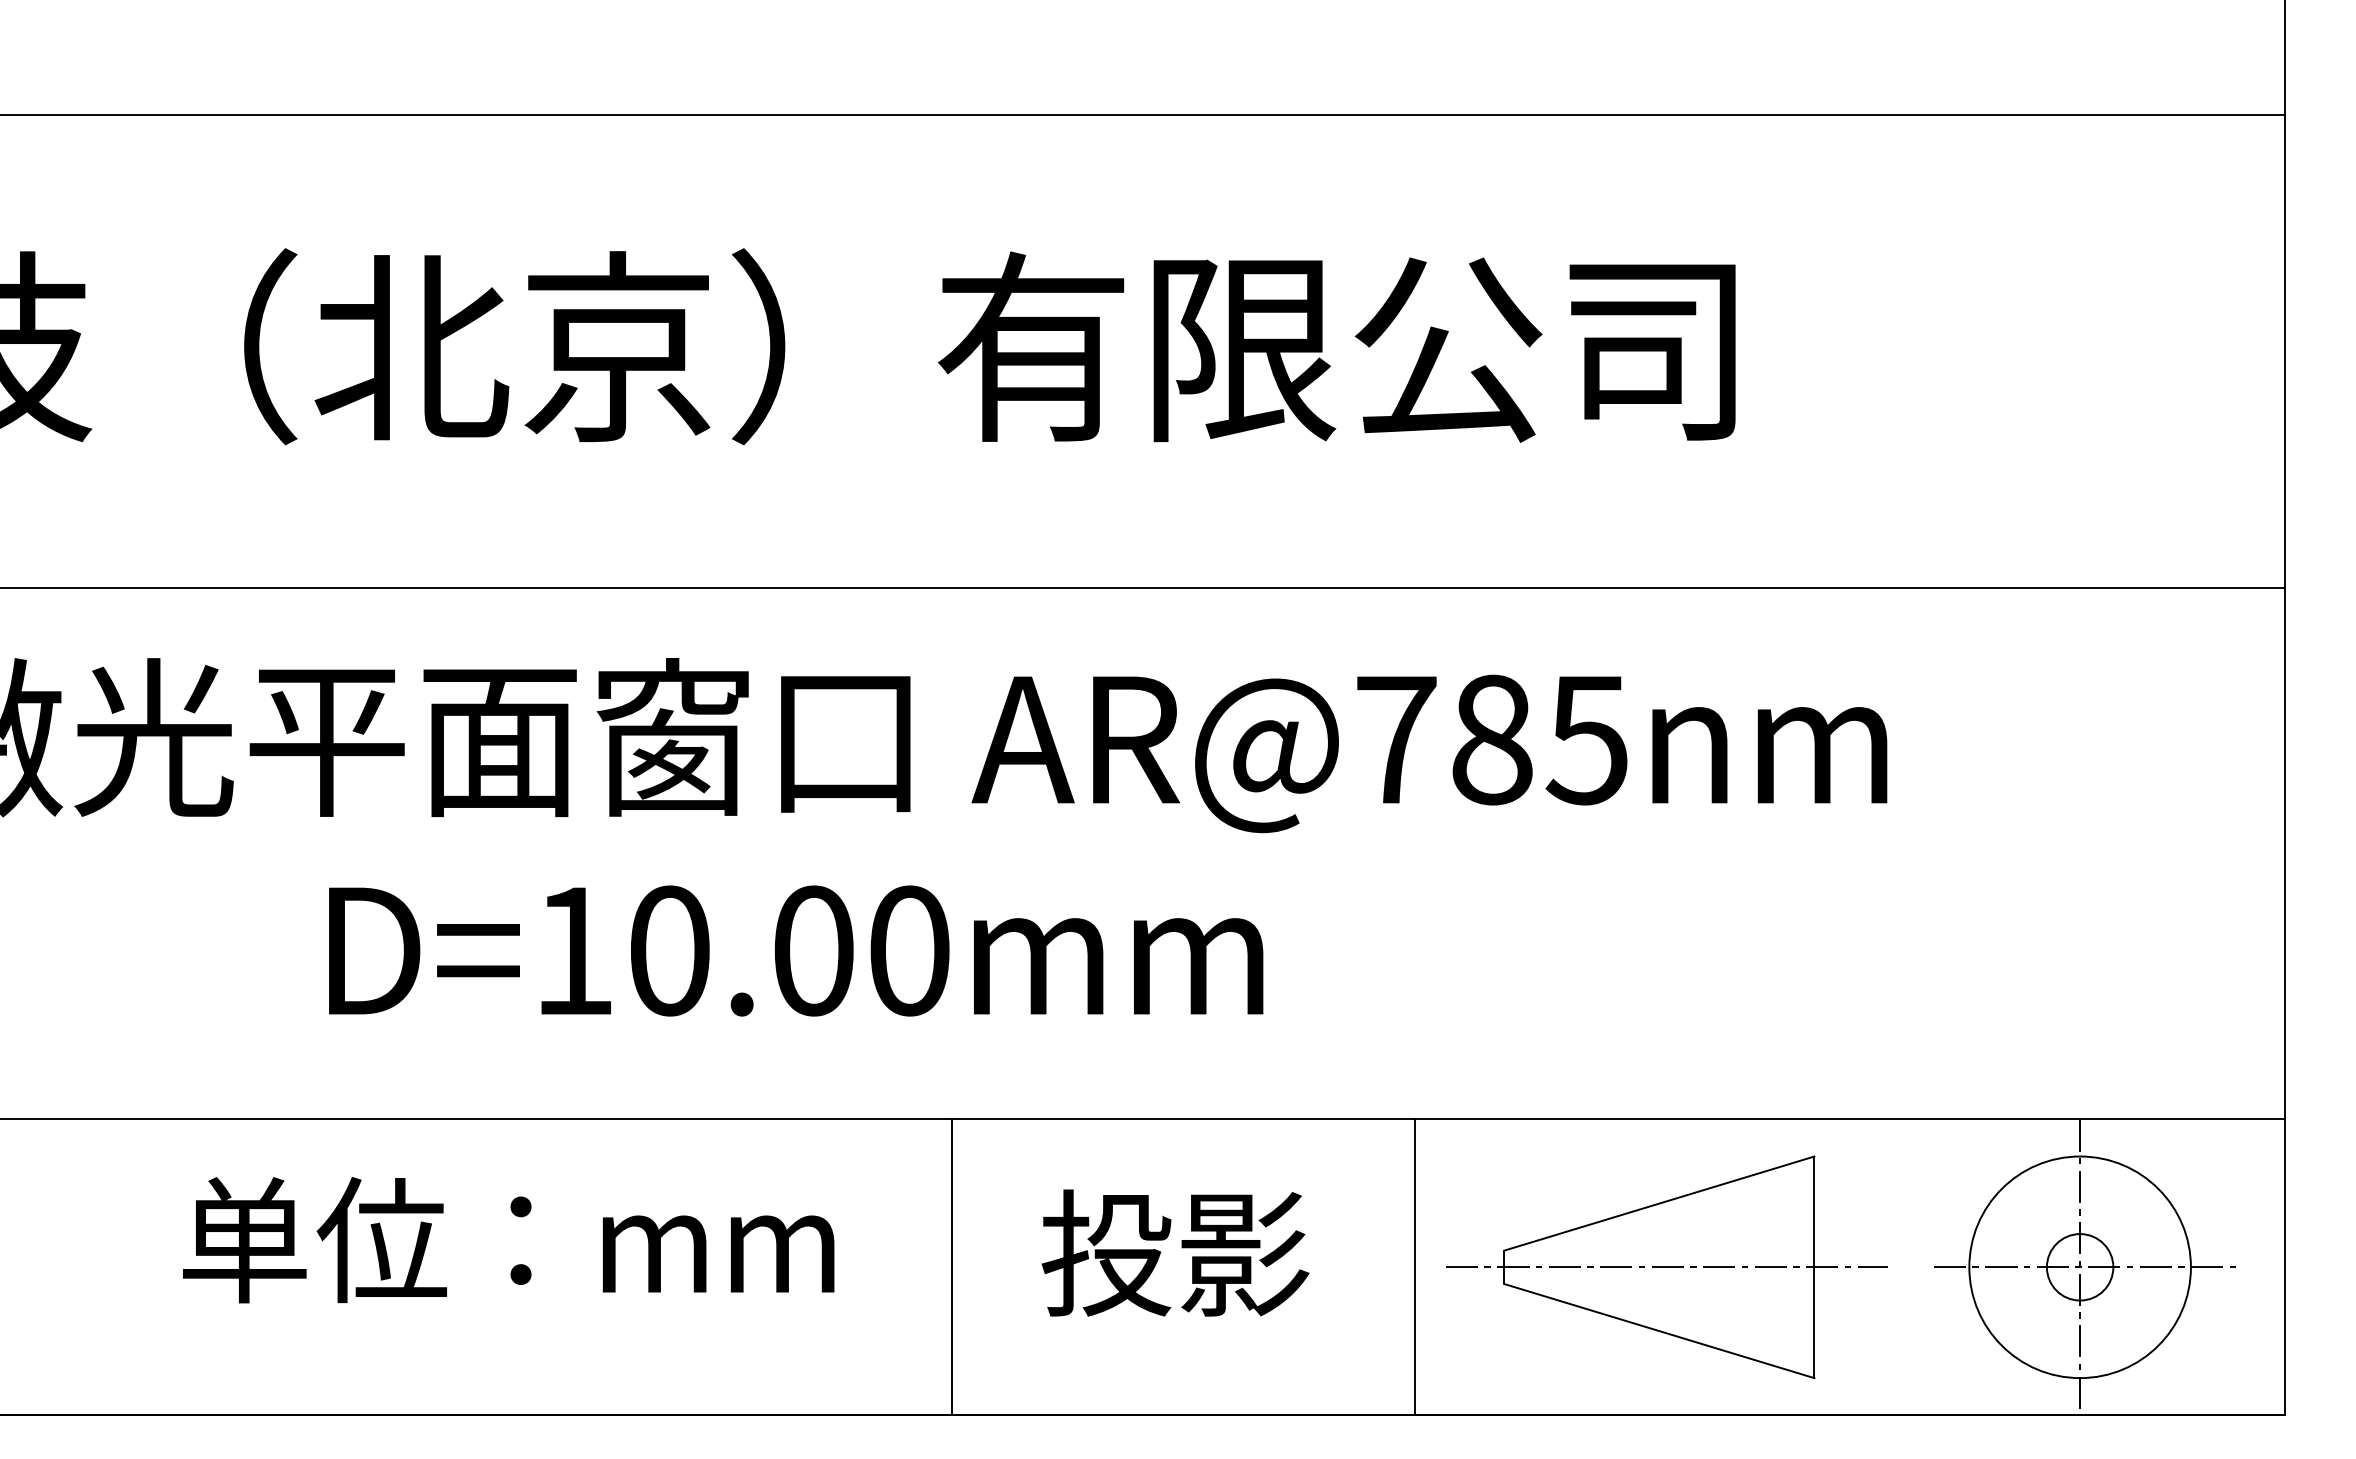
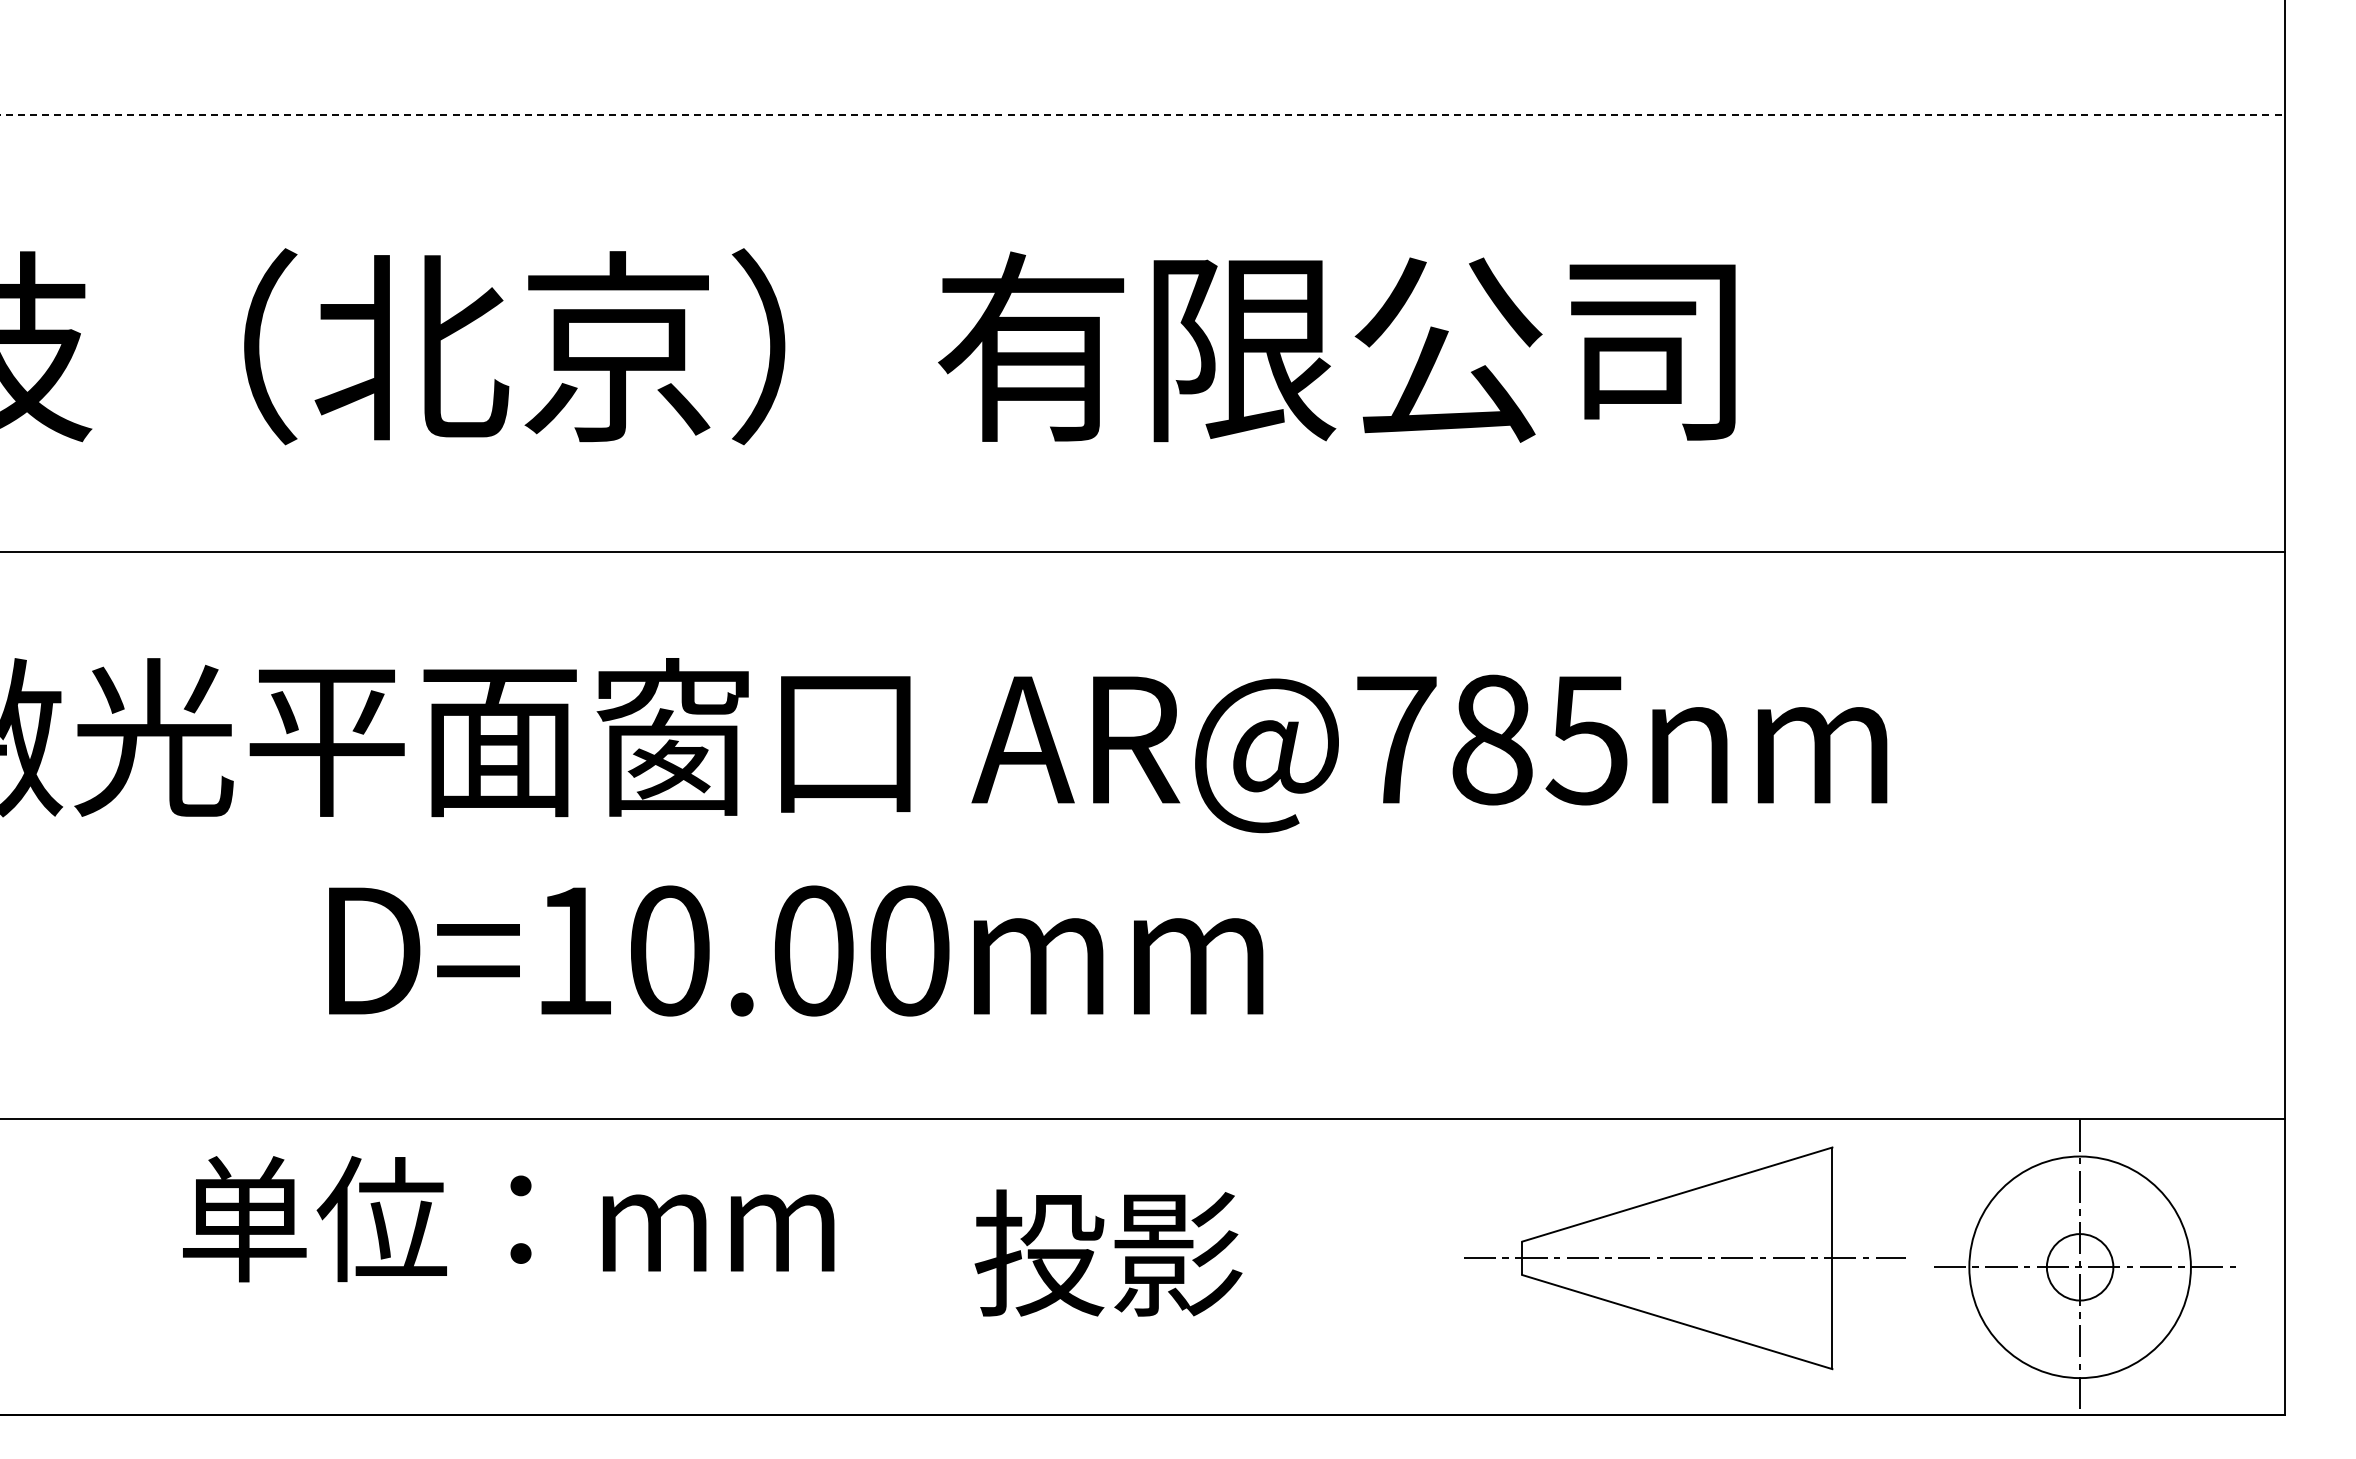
line: solid -> dashed (1143, 114)
line position: (1143, 587) -> (1143, 551) (1143, 551)
text position: (508, 1240) -> (508, 1219) (508, 1219)
text position: (1175, 1252) -> (1108, 1252) (1108, 1252)
line: present -> none (952, 1267)
line: present -> none (1414, 1267)
part position: (1666, 1267) -> (1684, 1258) (1684, 1258)
